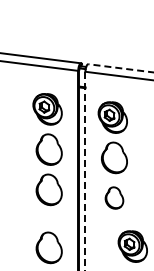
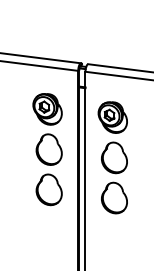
line: dashed -> solid (120, 68)
line: dashed -> solid (85, 171)
part size: 21x24 px -> 27x34 px (114, 197)
part: present -> none (132, 246)
part: present -> none (48, 247)
